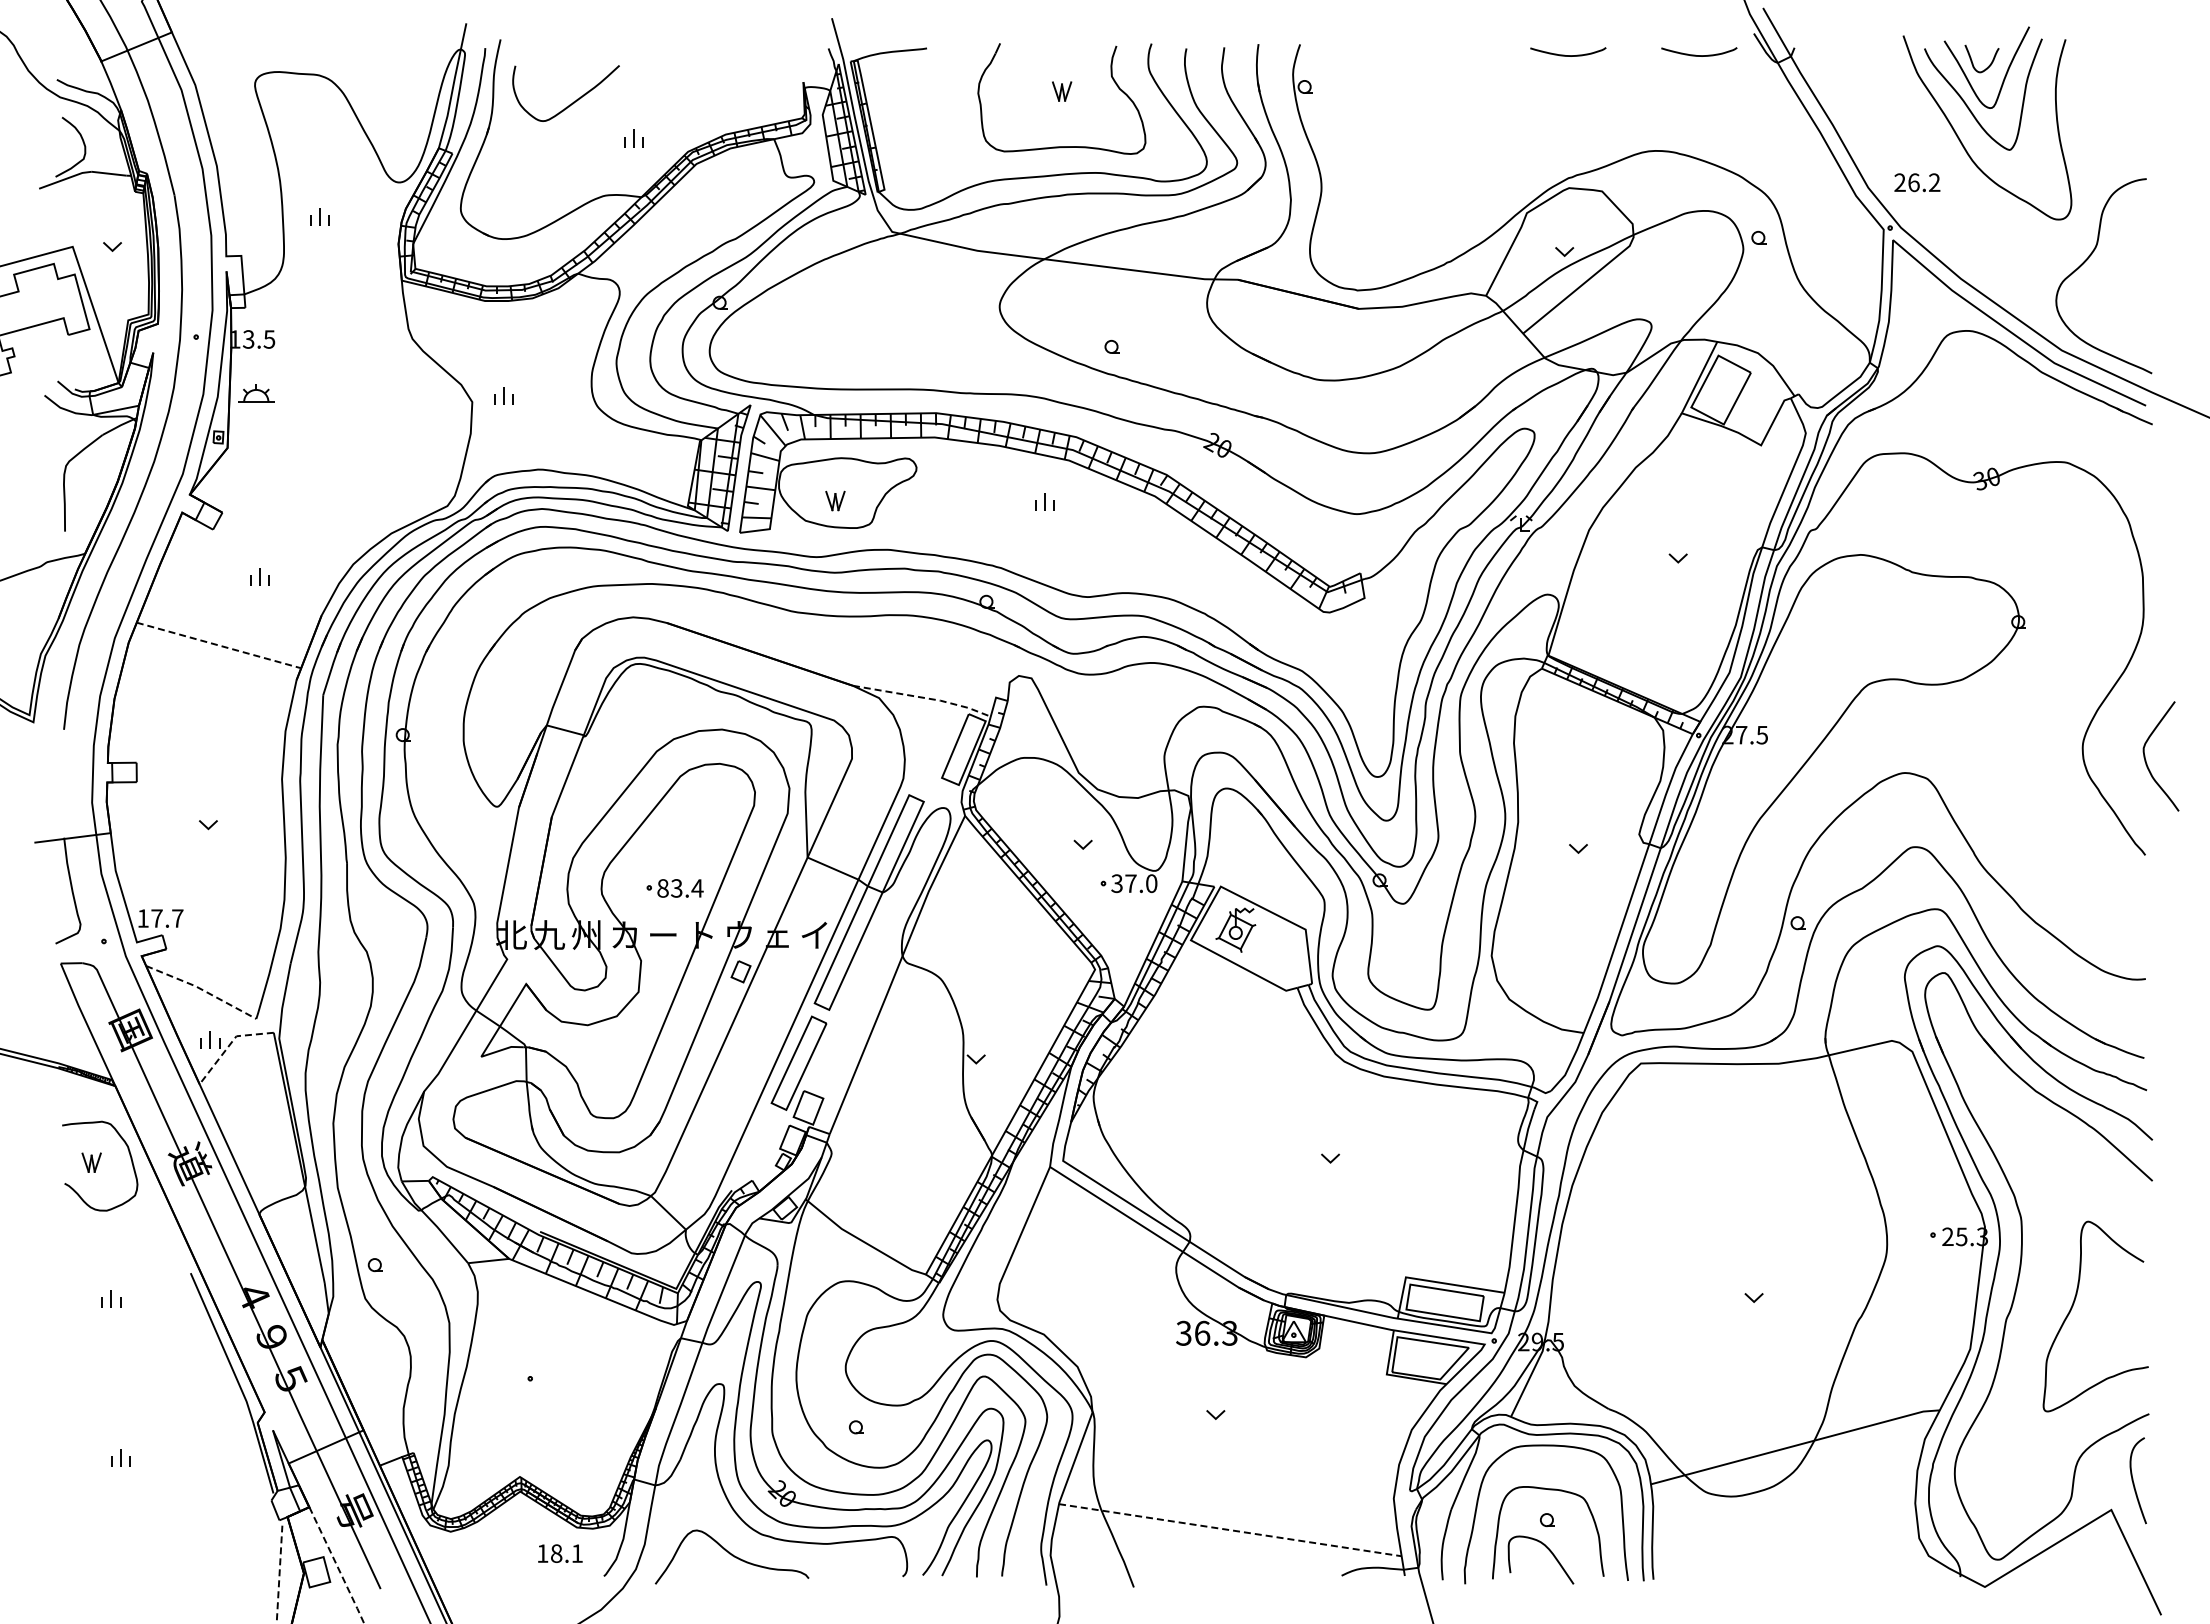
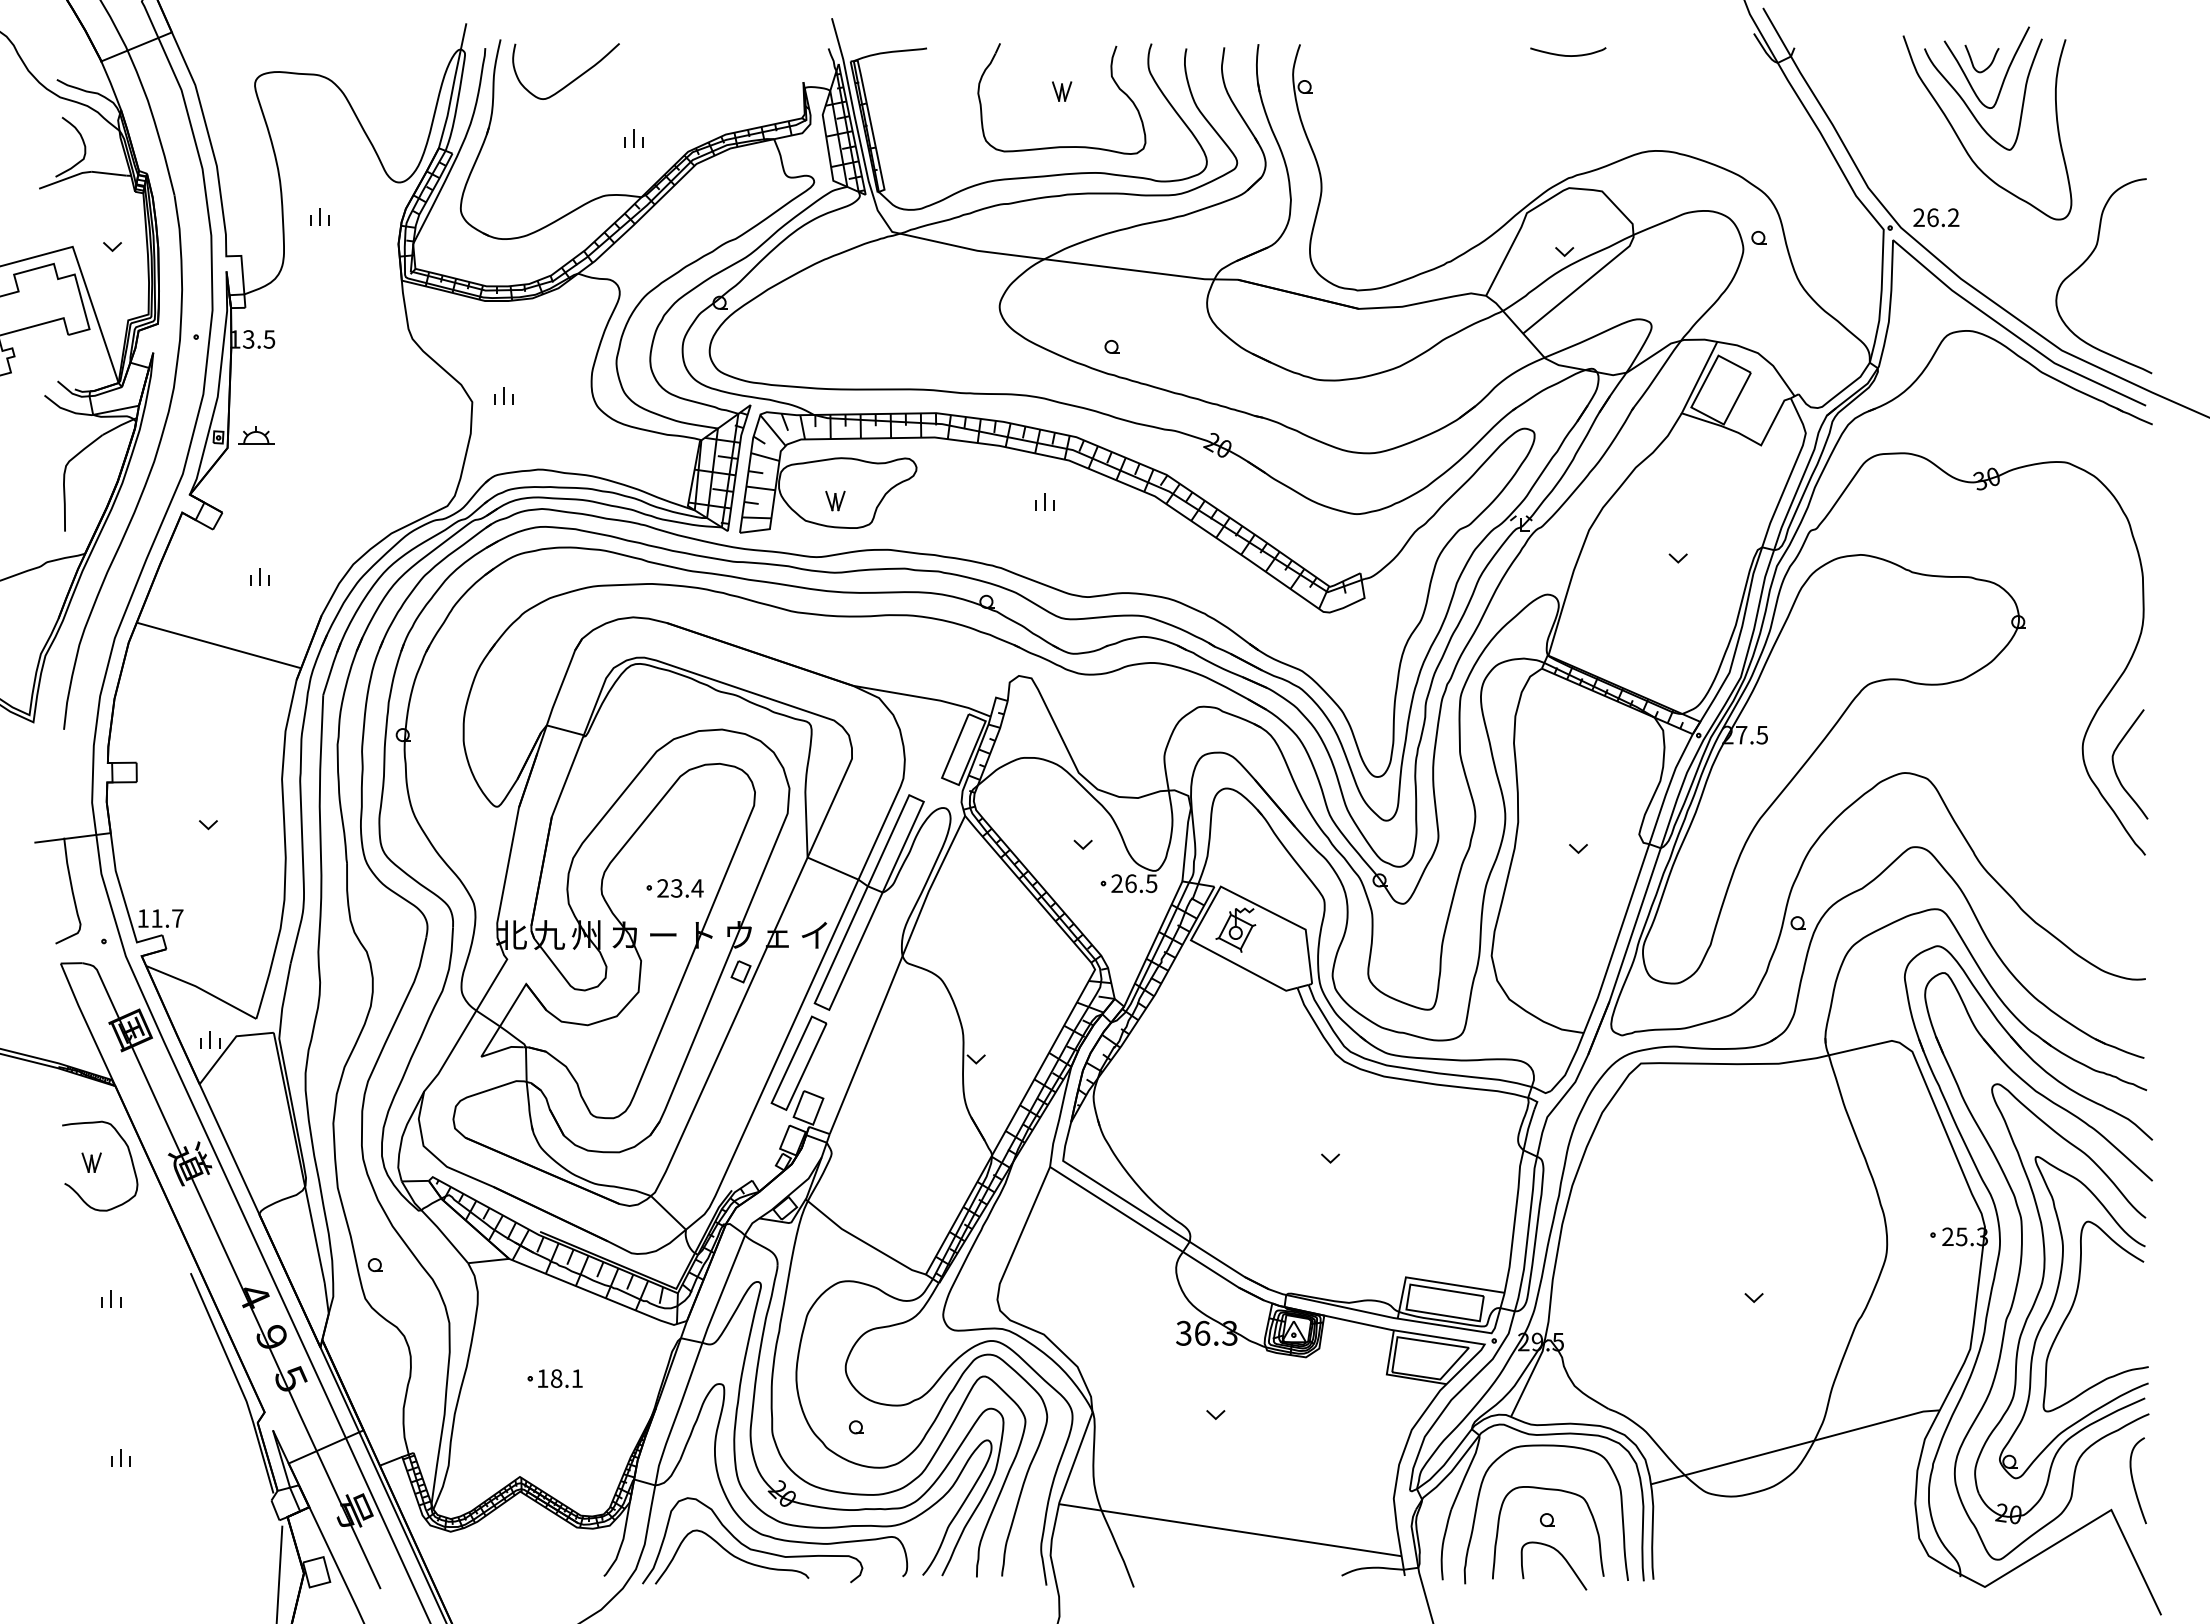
curve: present -> none (1699, 55)
curve position: (573, 101) -> (573, 79) (573, 79)
text position: (1917, 182) -> (1936, 217) (1936, 217)
part position: (256, 393) -> (256, 435) (256, 435)
line: dashed -> solid (219, 645)
line: dashed -> solid (923, 697)
curve position: (2146, 760) -> (2115, 768) (2115, 768)
text: 37.0 -> 26.5 (1134, 883)
text: 83.4 -> 23.4 (662, 888)
text: 17.7 -> 11.7 (156, 918)
line: dashed -> solid (202, 989)
line: dashed -> solid (229, 1044)
part: none -> present (2055, 1300)
line: dashed -> solid (1229, 1530)
curve: none -> present (748, 1546)
curve position: (1548, 1550) -> (1561, 1556) (1561, 1556)
text position: (560, 1553) -> (560, 1378) (560, 1378)
line: dashed -> solid (337, 1566)
line: dashed -> solid (279, 1574)
